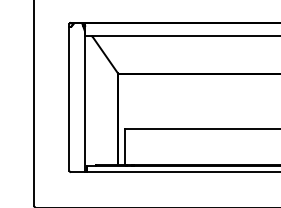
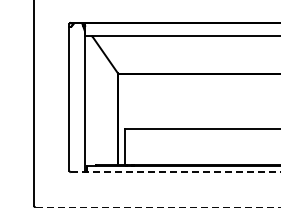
line: solid -> dashed (175, 172)
line: solid -> dashed (158, 207)
